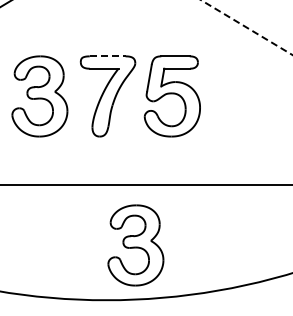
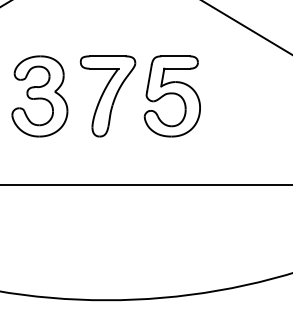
line: dashed -> solid (246, 27)
line: dashed -> solid (107, 56)
part: present -> none (135, 245)
